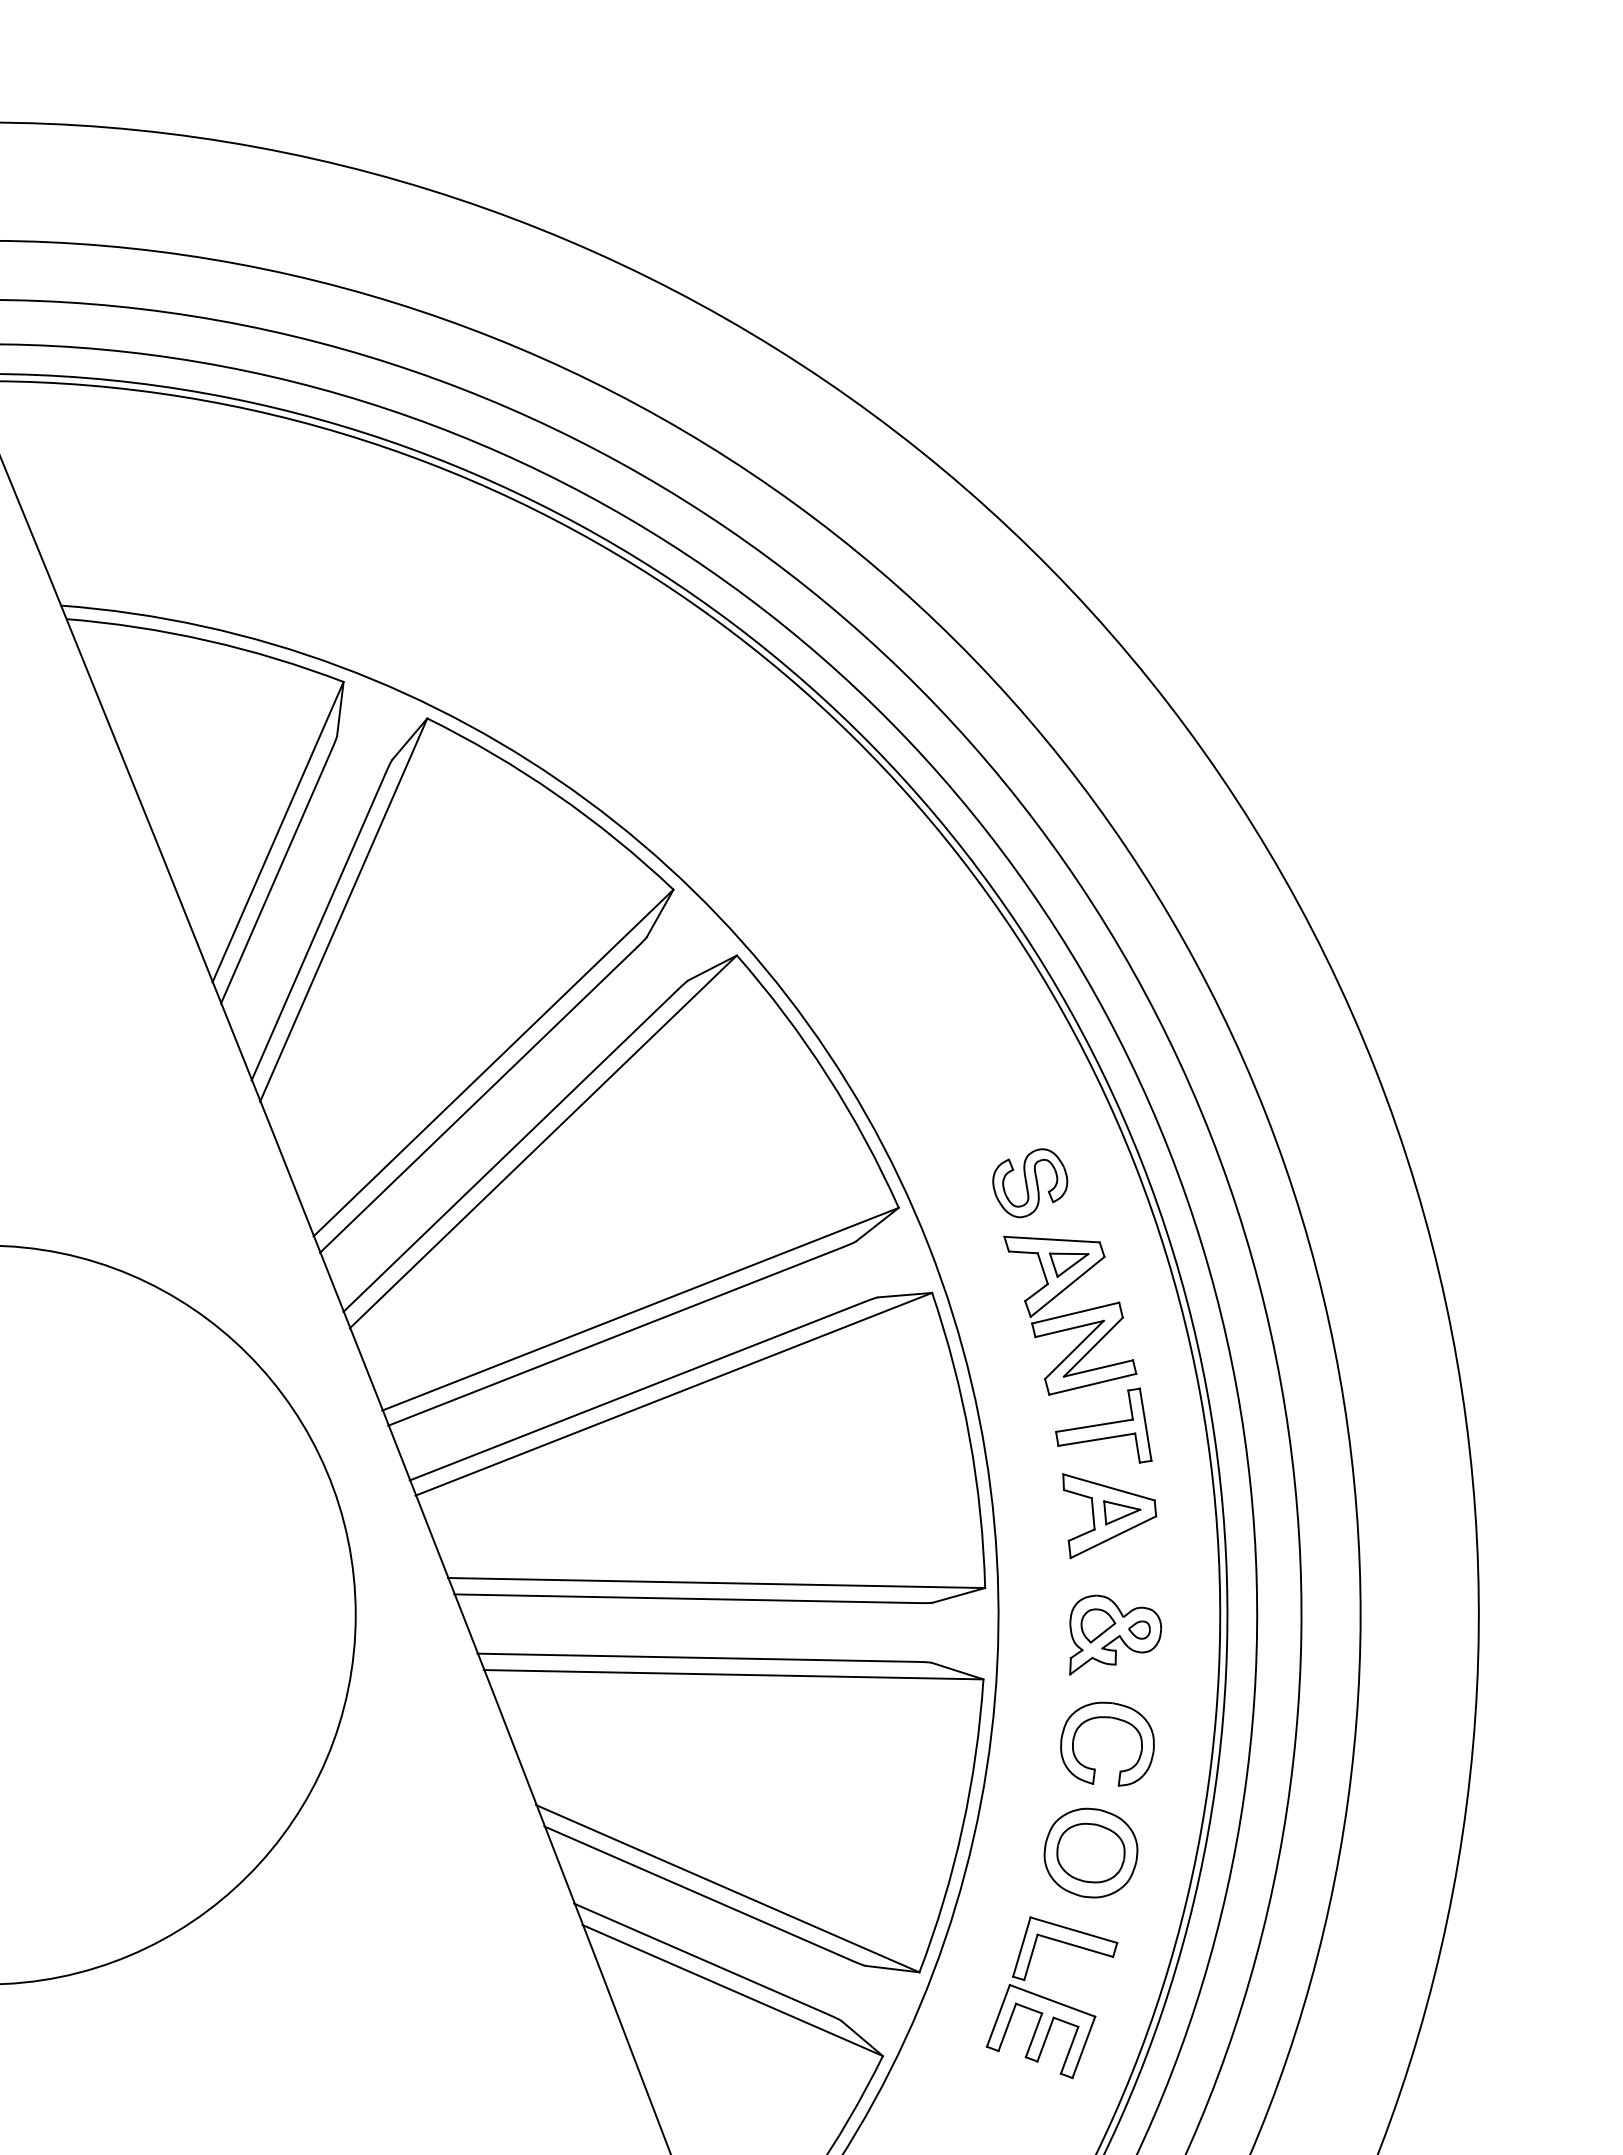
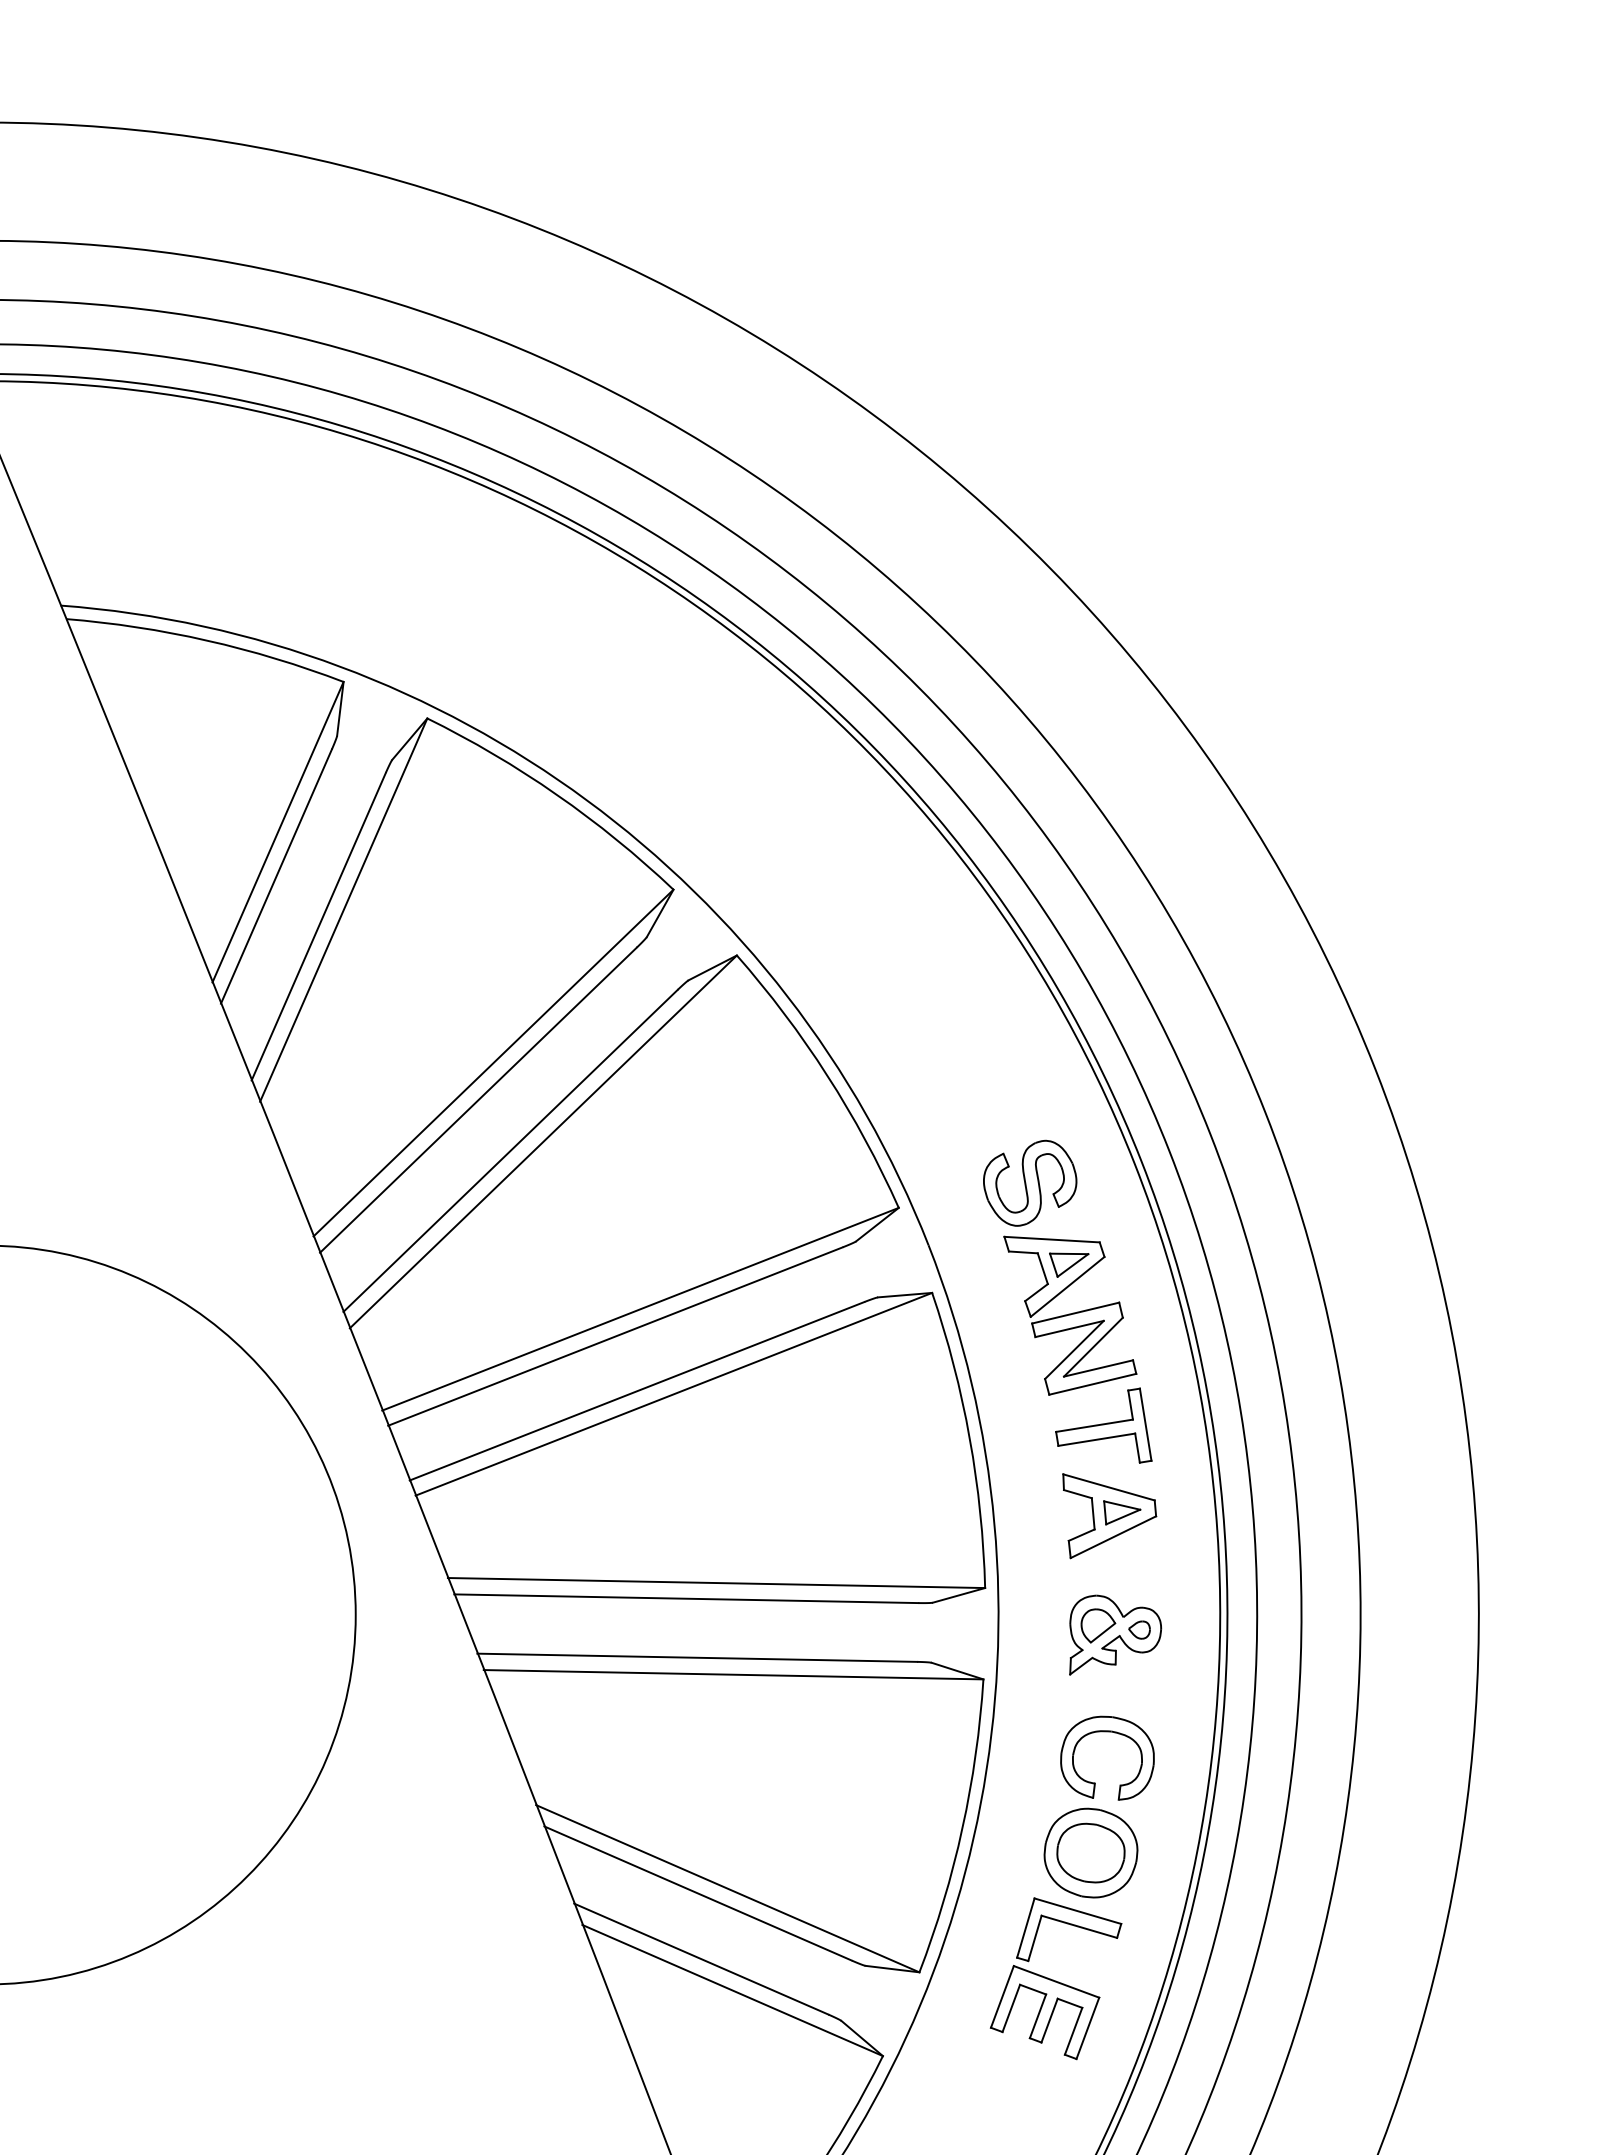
part size: 77x71 px -> 95x88 px (1030, 1182)
part position: (1107, 1718) -> (1107, 1732) (1107, 1732)
part position: (1051, 1997) -> (1055, 1978) (1055, 1978)
